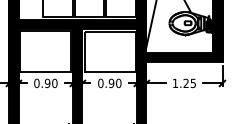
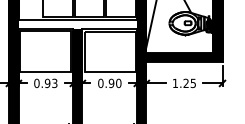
fill: present -> none (77, 23)
text: 0.90 -> 0.93 (54, 82)
